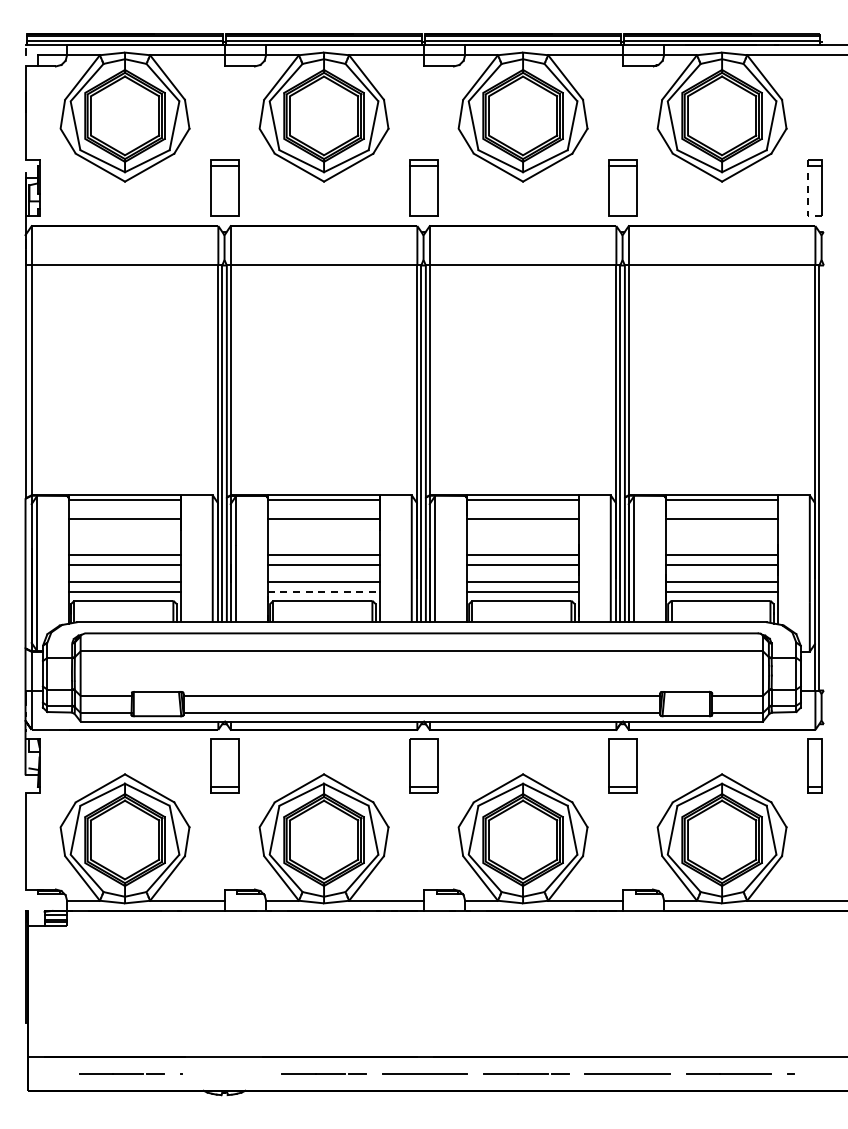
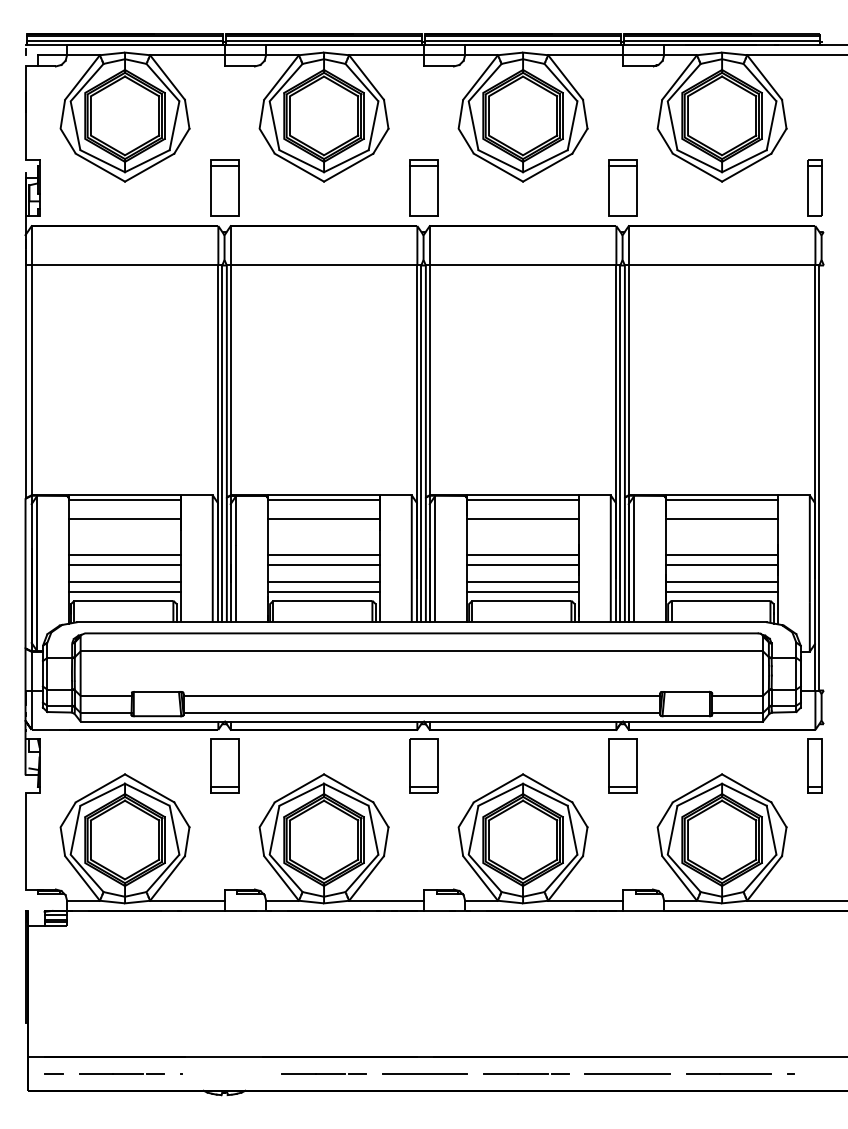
line: dashed -> solid (807, 196)
line: dashed -> solid (324, 592)
line: none -> present (53, 1073)
